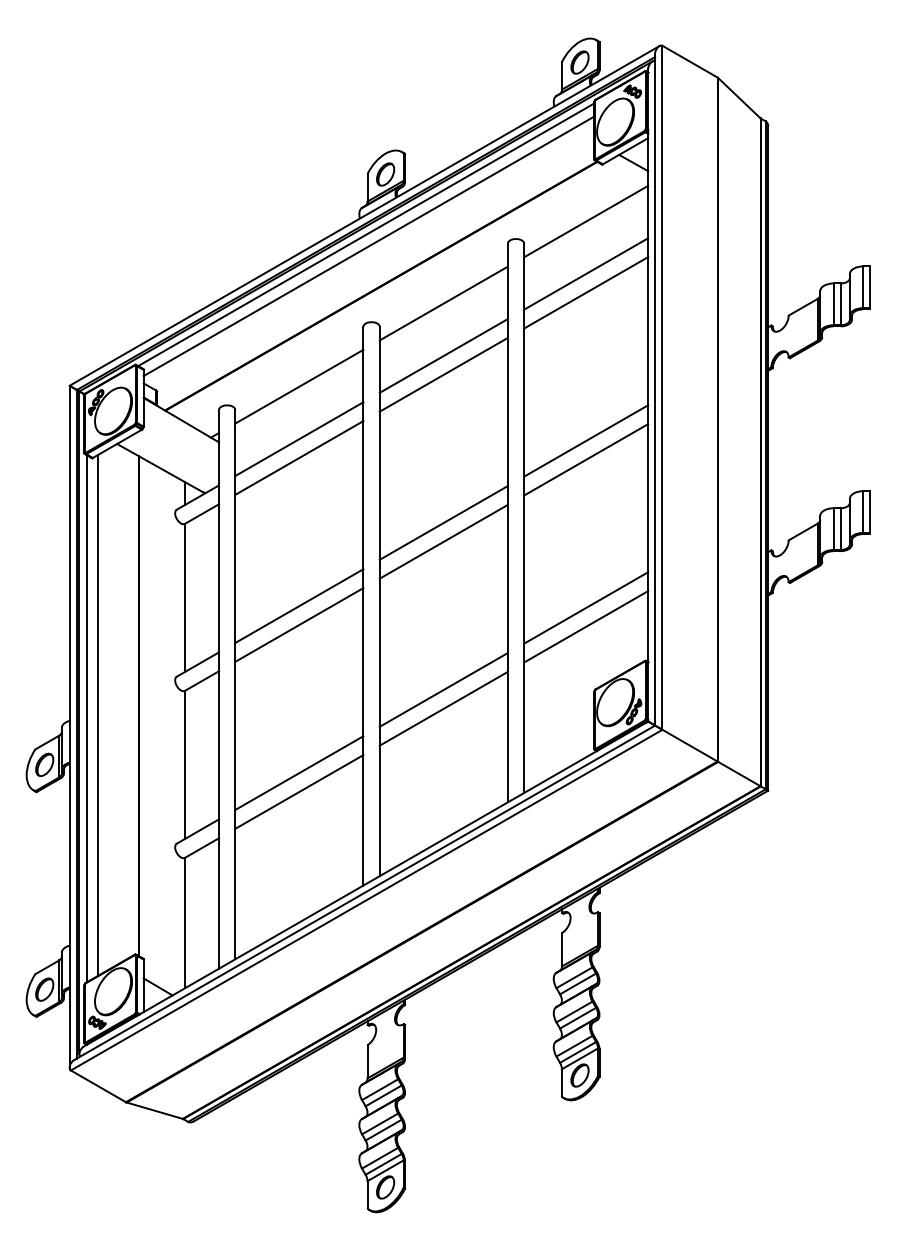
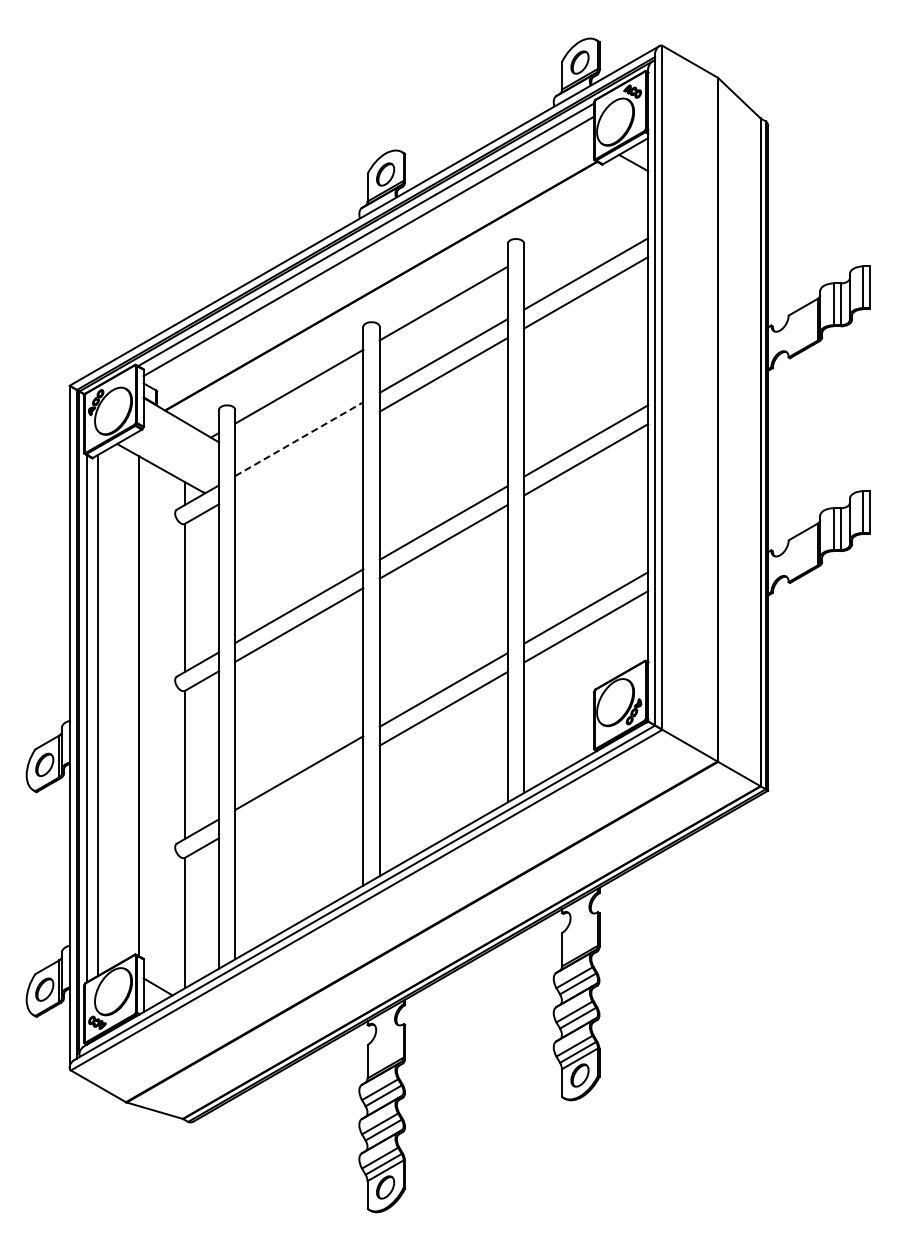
line: present -> none (586, 221)
line: solid -> dashed (299, 439)
line: present -> none (299, 457)
line: present -> none (299, 791)
